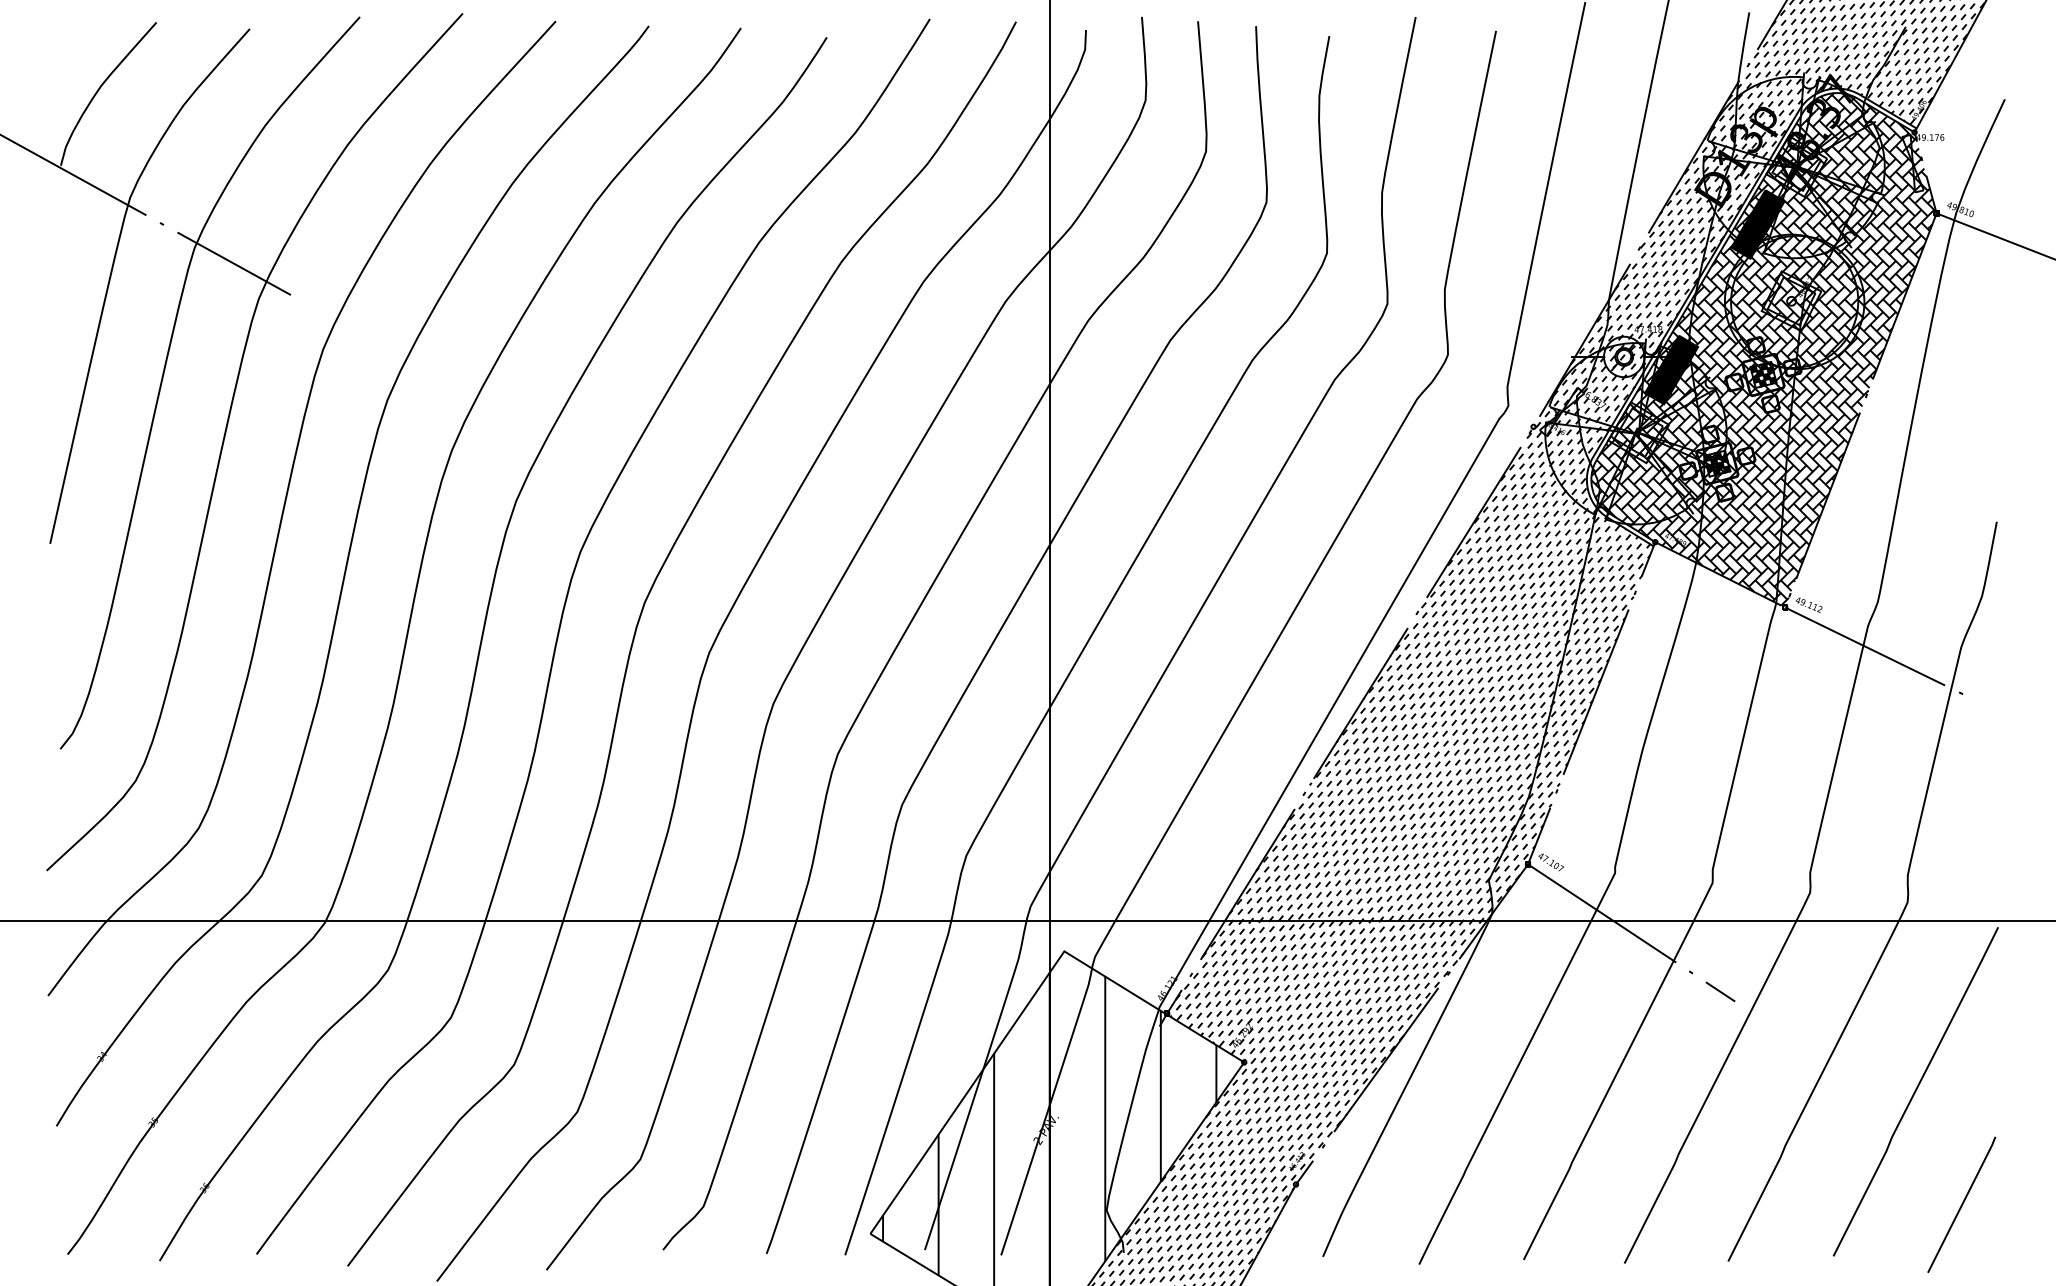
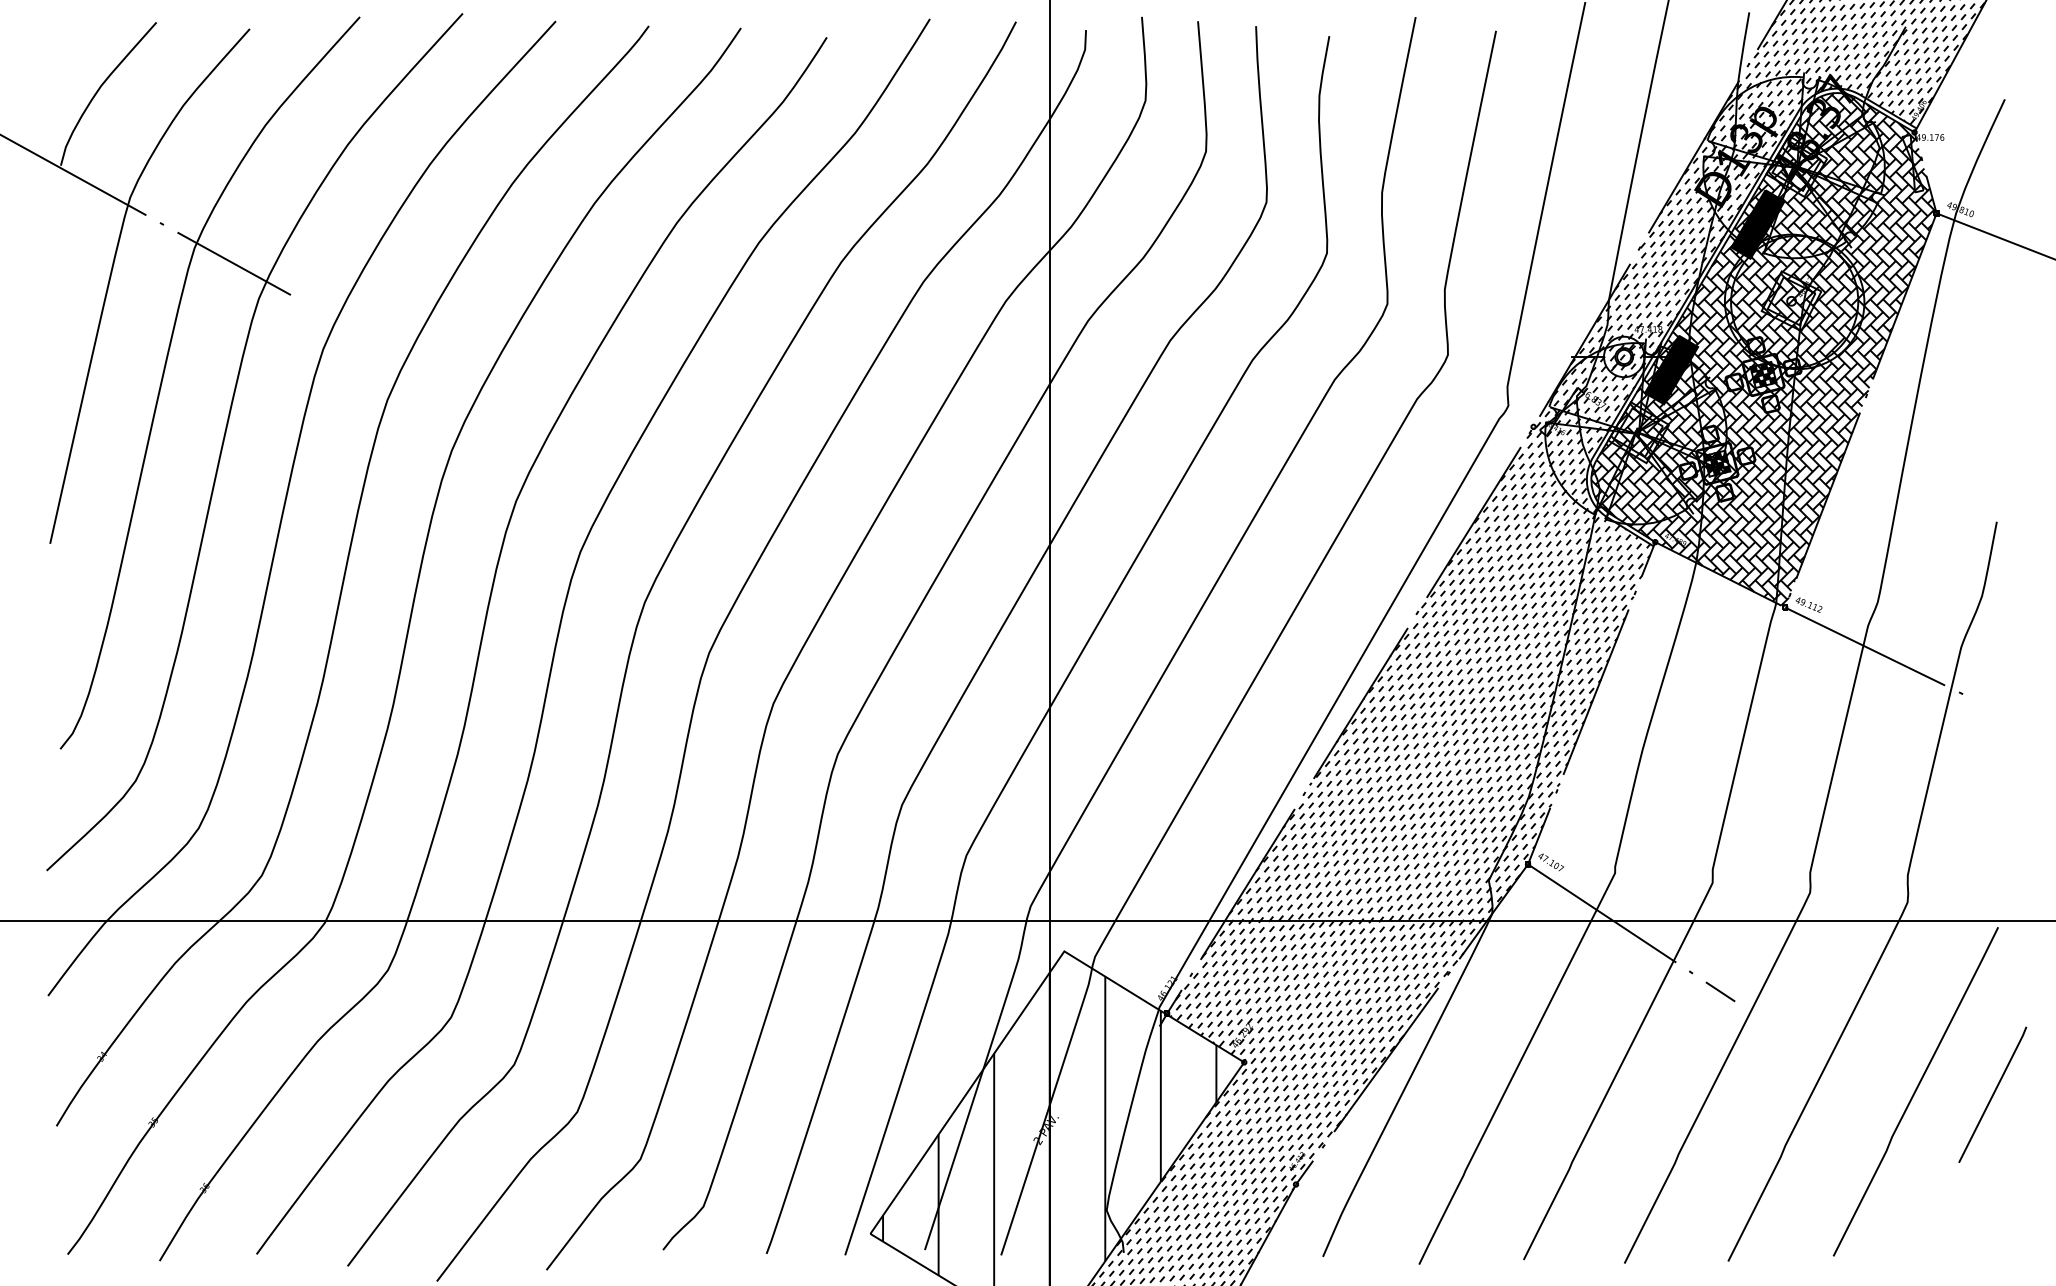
line position: (1961, 1204) -> (1992, 1094) (1992, 1094)
